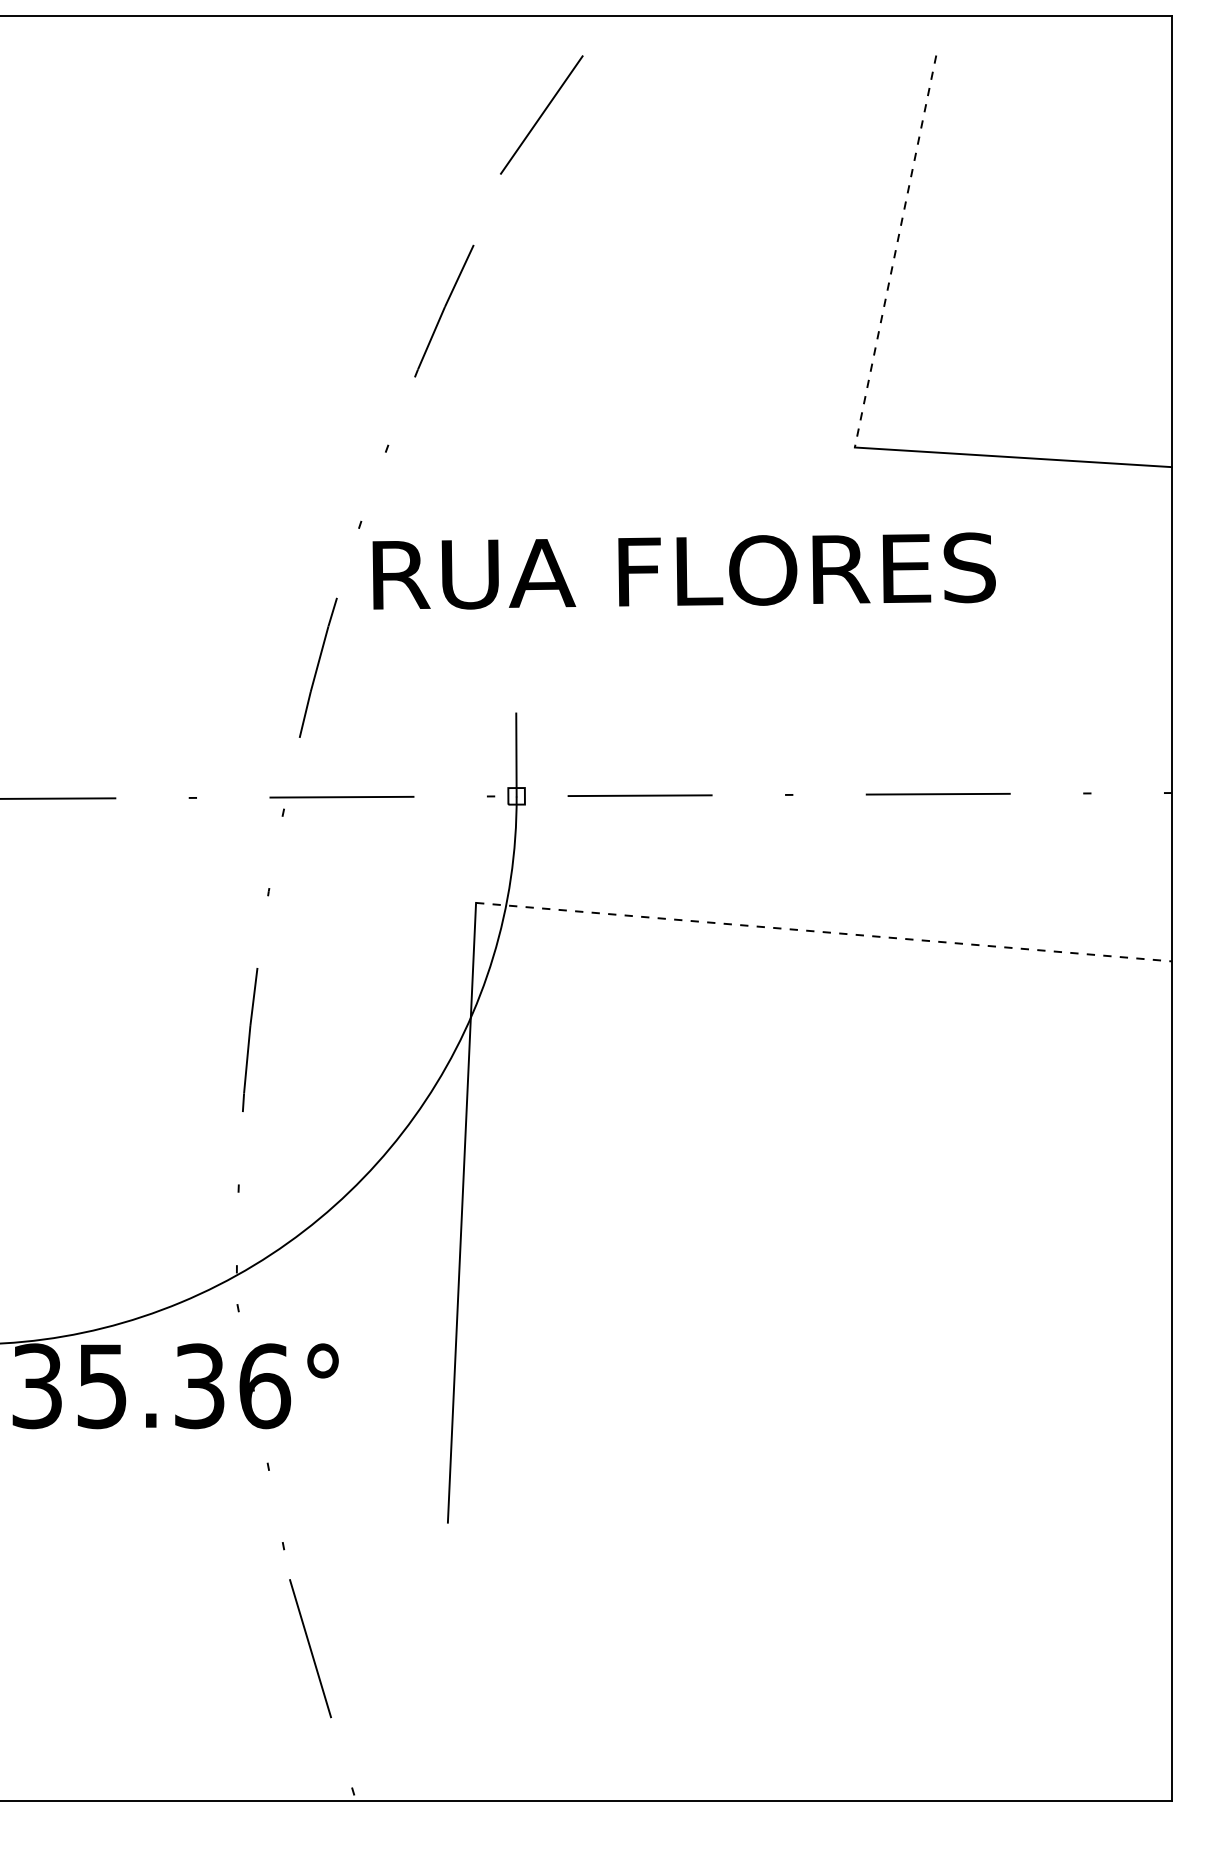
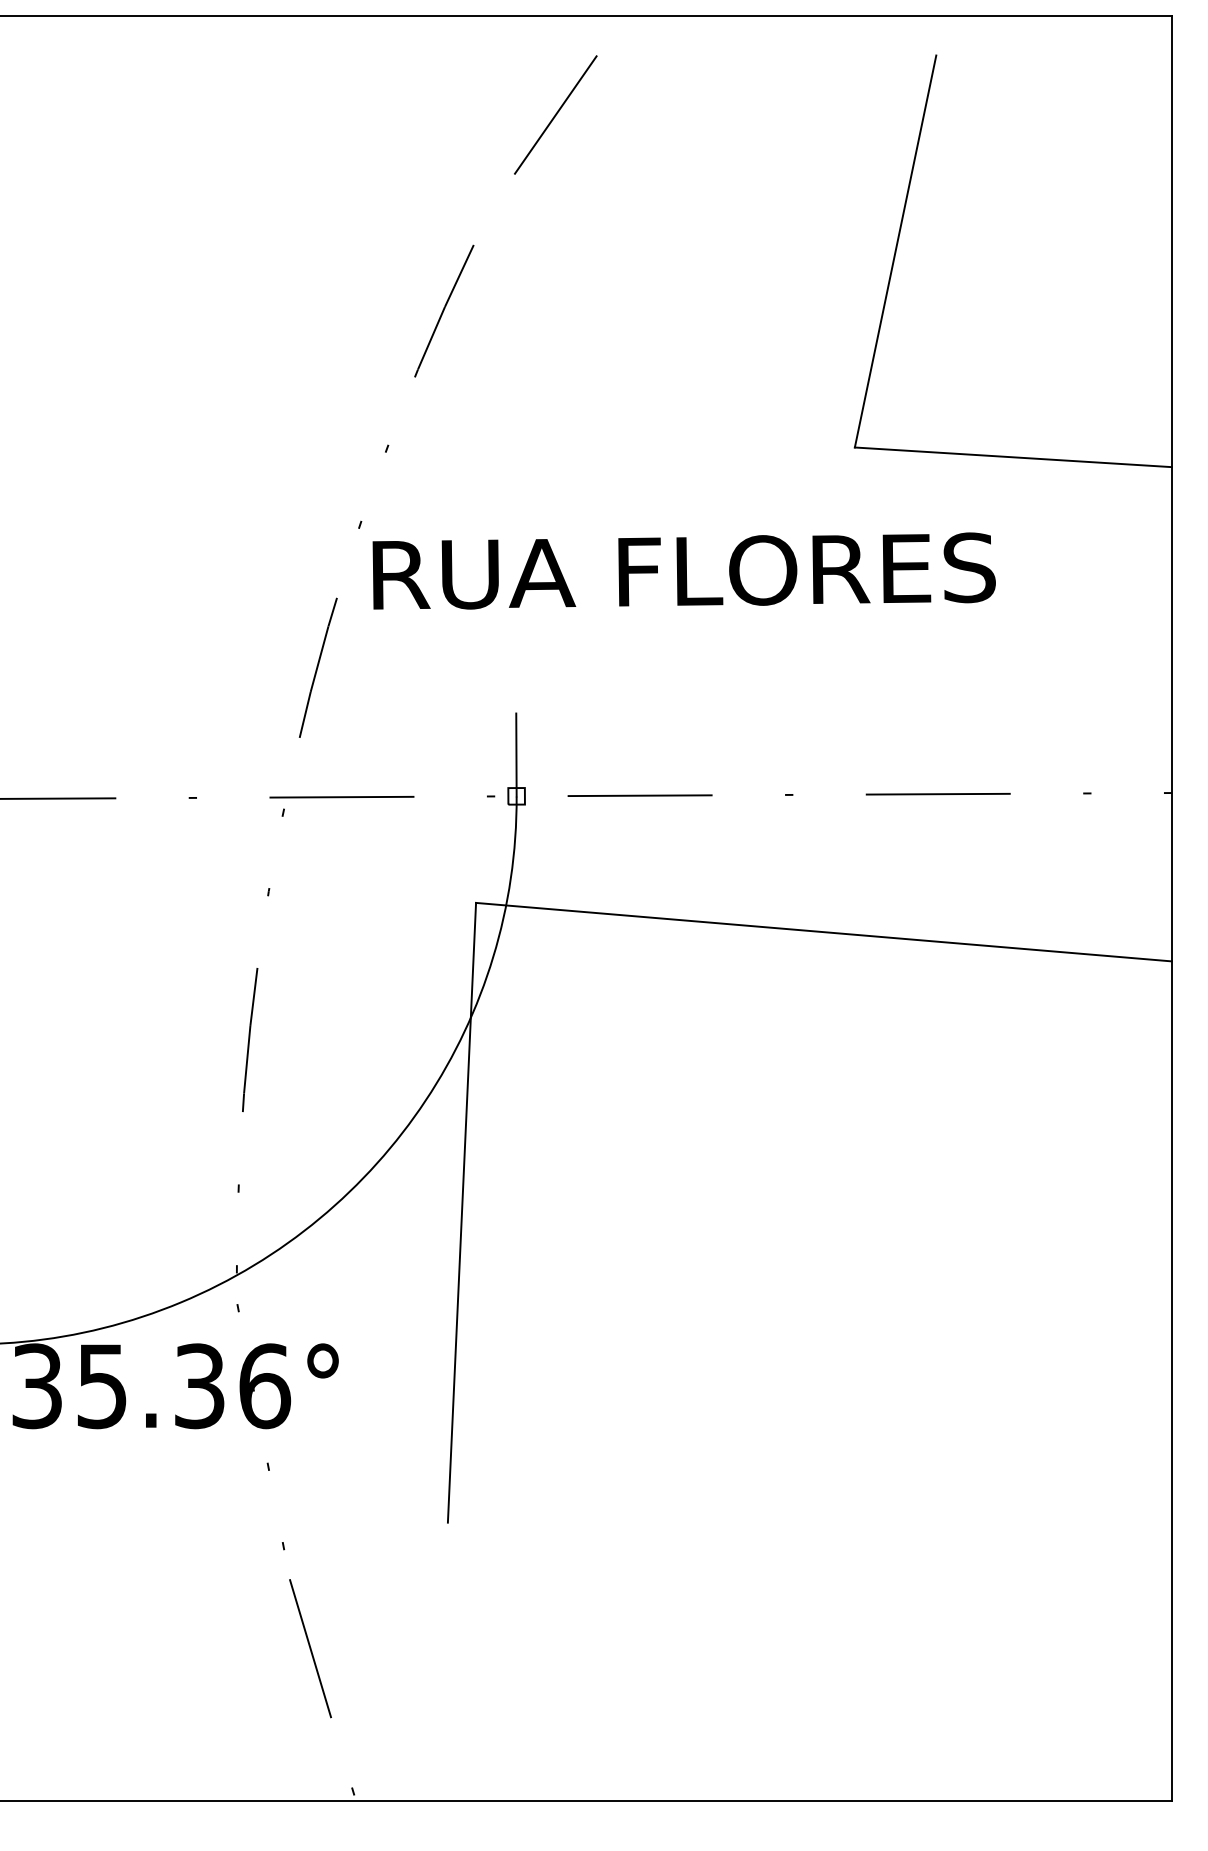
line position: (541, 114) -> (555, 114) (555, 114)
line: dashed -> solid (895, 252)
line: dashed -> solid (824, 932)
